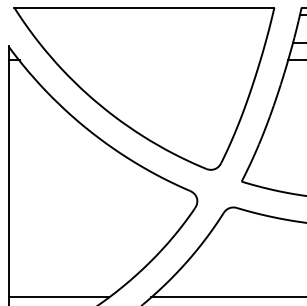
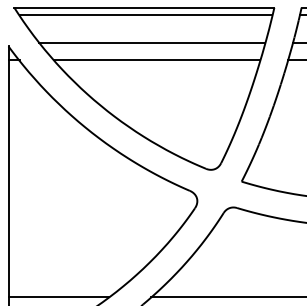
line: none -> present (145, 15)
line: none -> present (152, 42)
line: none -> present (157, 60)
